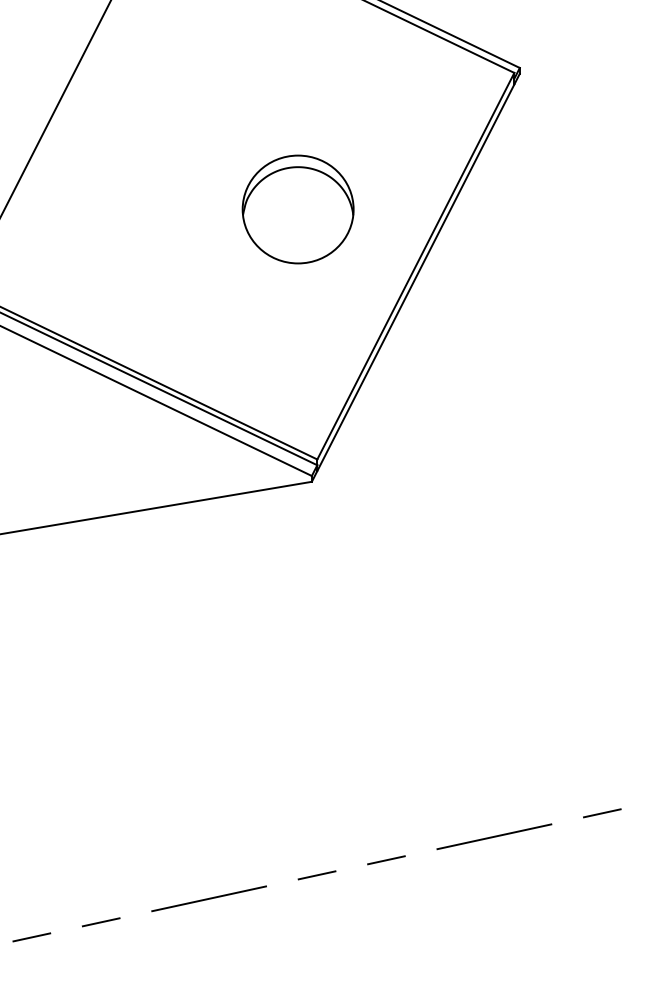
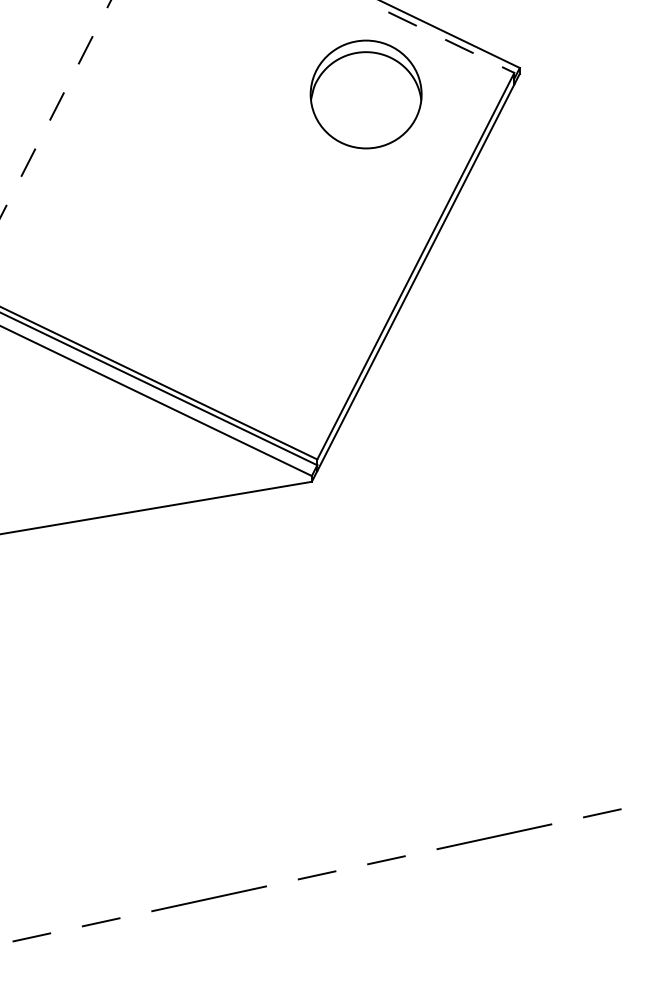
line: solid -> dashed (438, 36)
line: solid -> dashed (55, 109)
part position: (297, 209) -> (365, 94) (365, 94)
